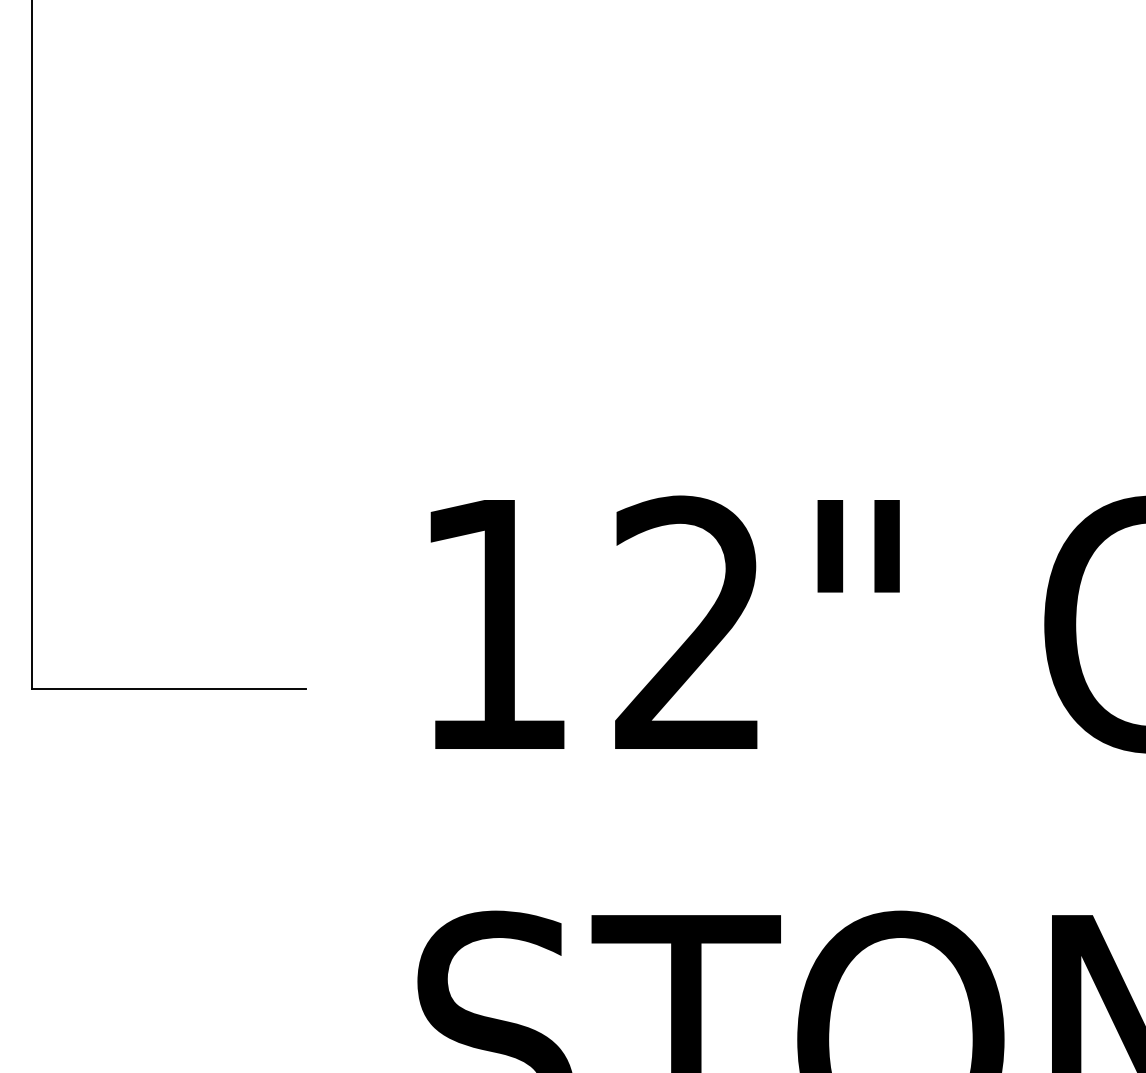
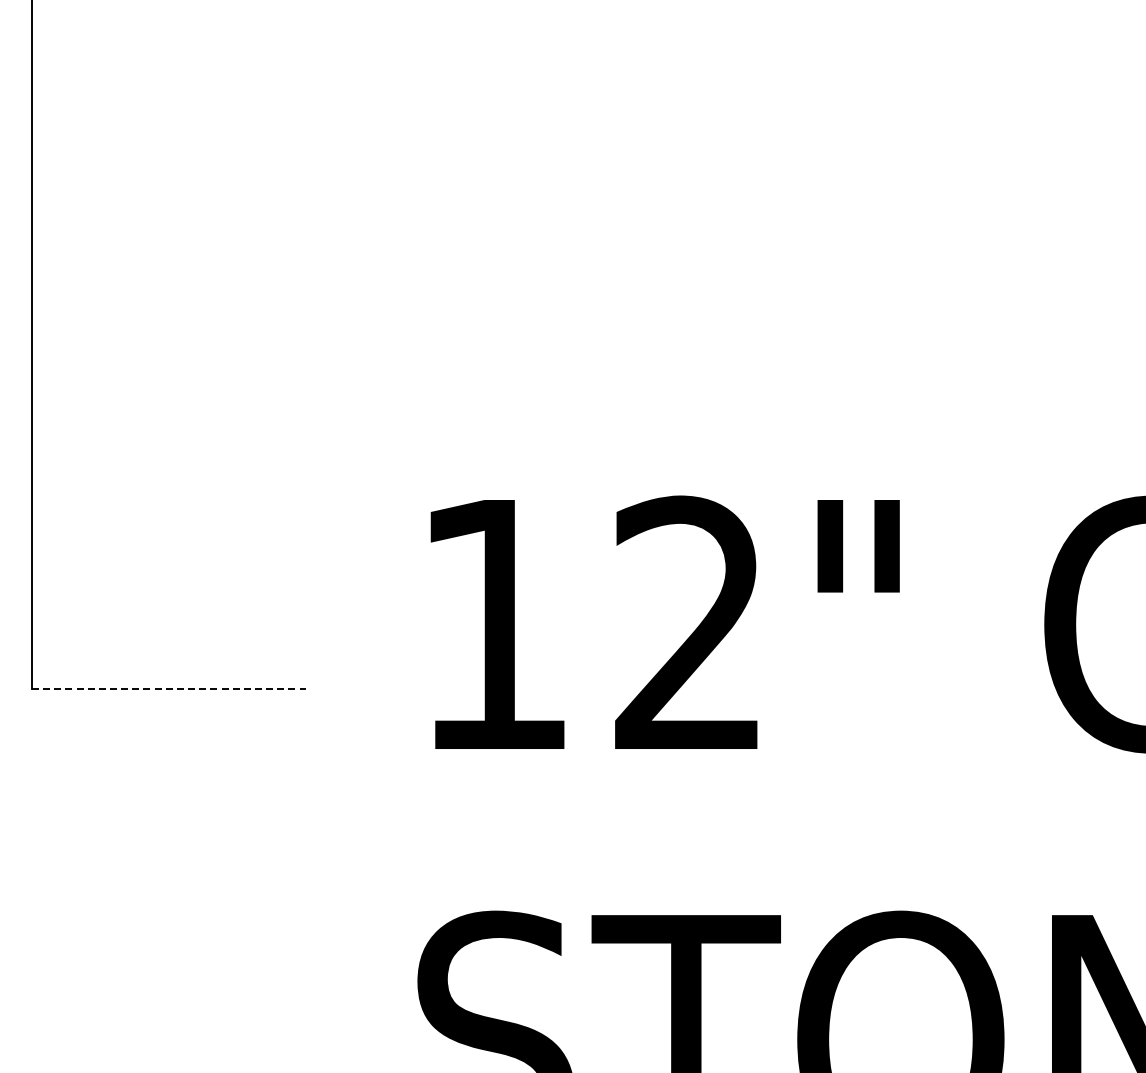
line: solid -> dashed (169, 689)
